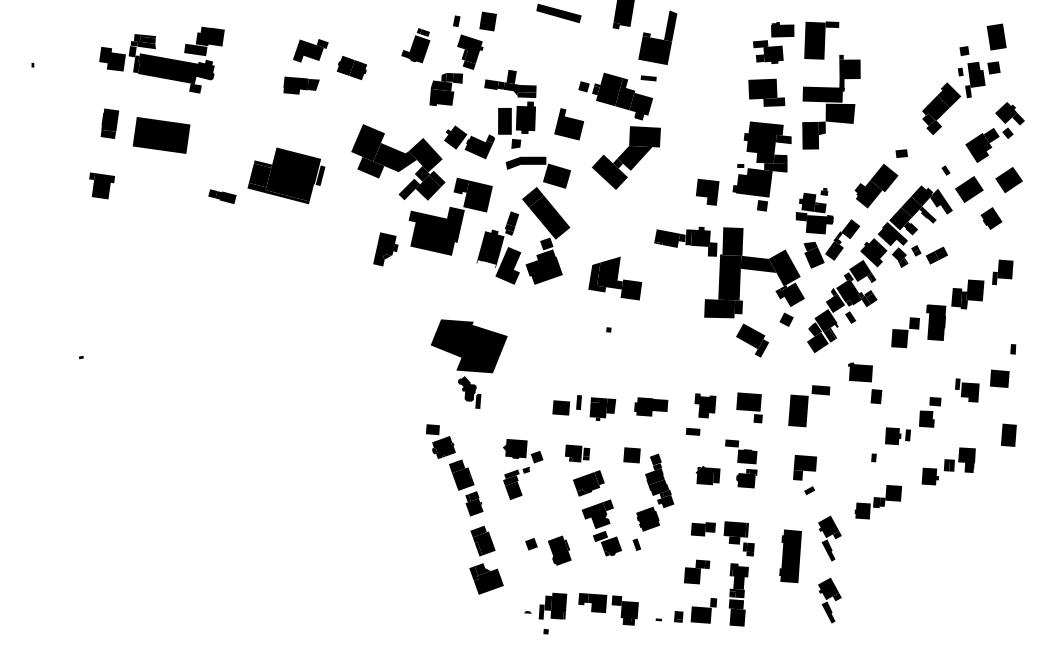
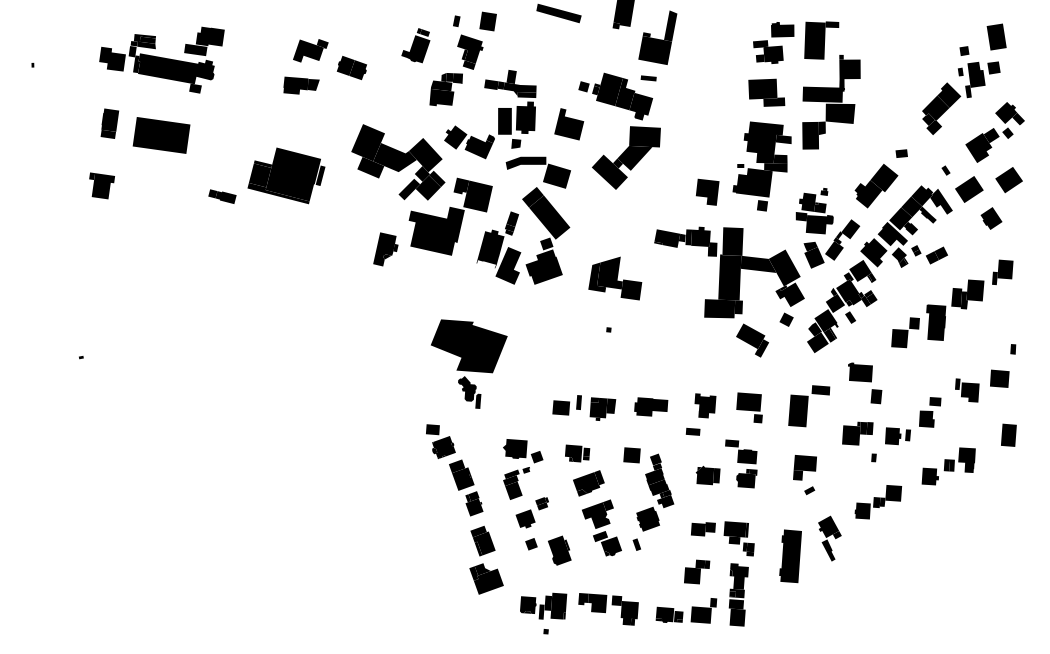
part: none -> present (857, 433)
part: none -> present (531, 512)
part: present -> none (829, 600)
fill: none -> present (527, 605)
fill: none -> present (664, 614)
